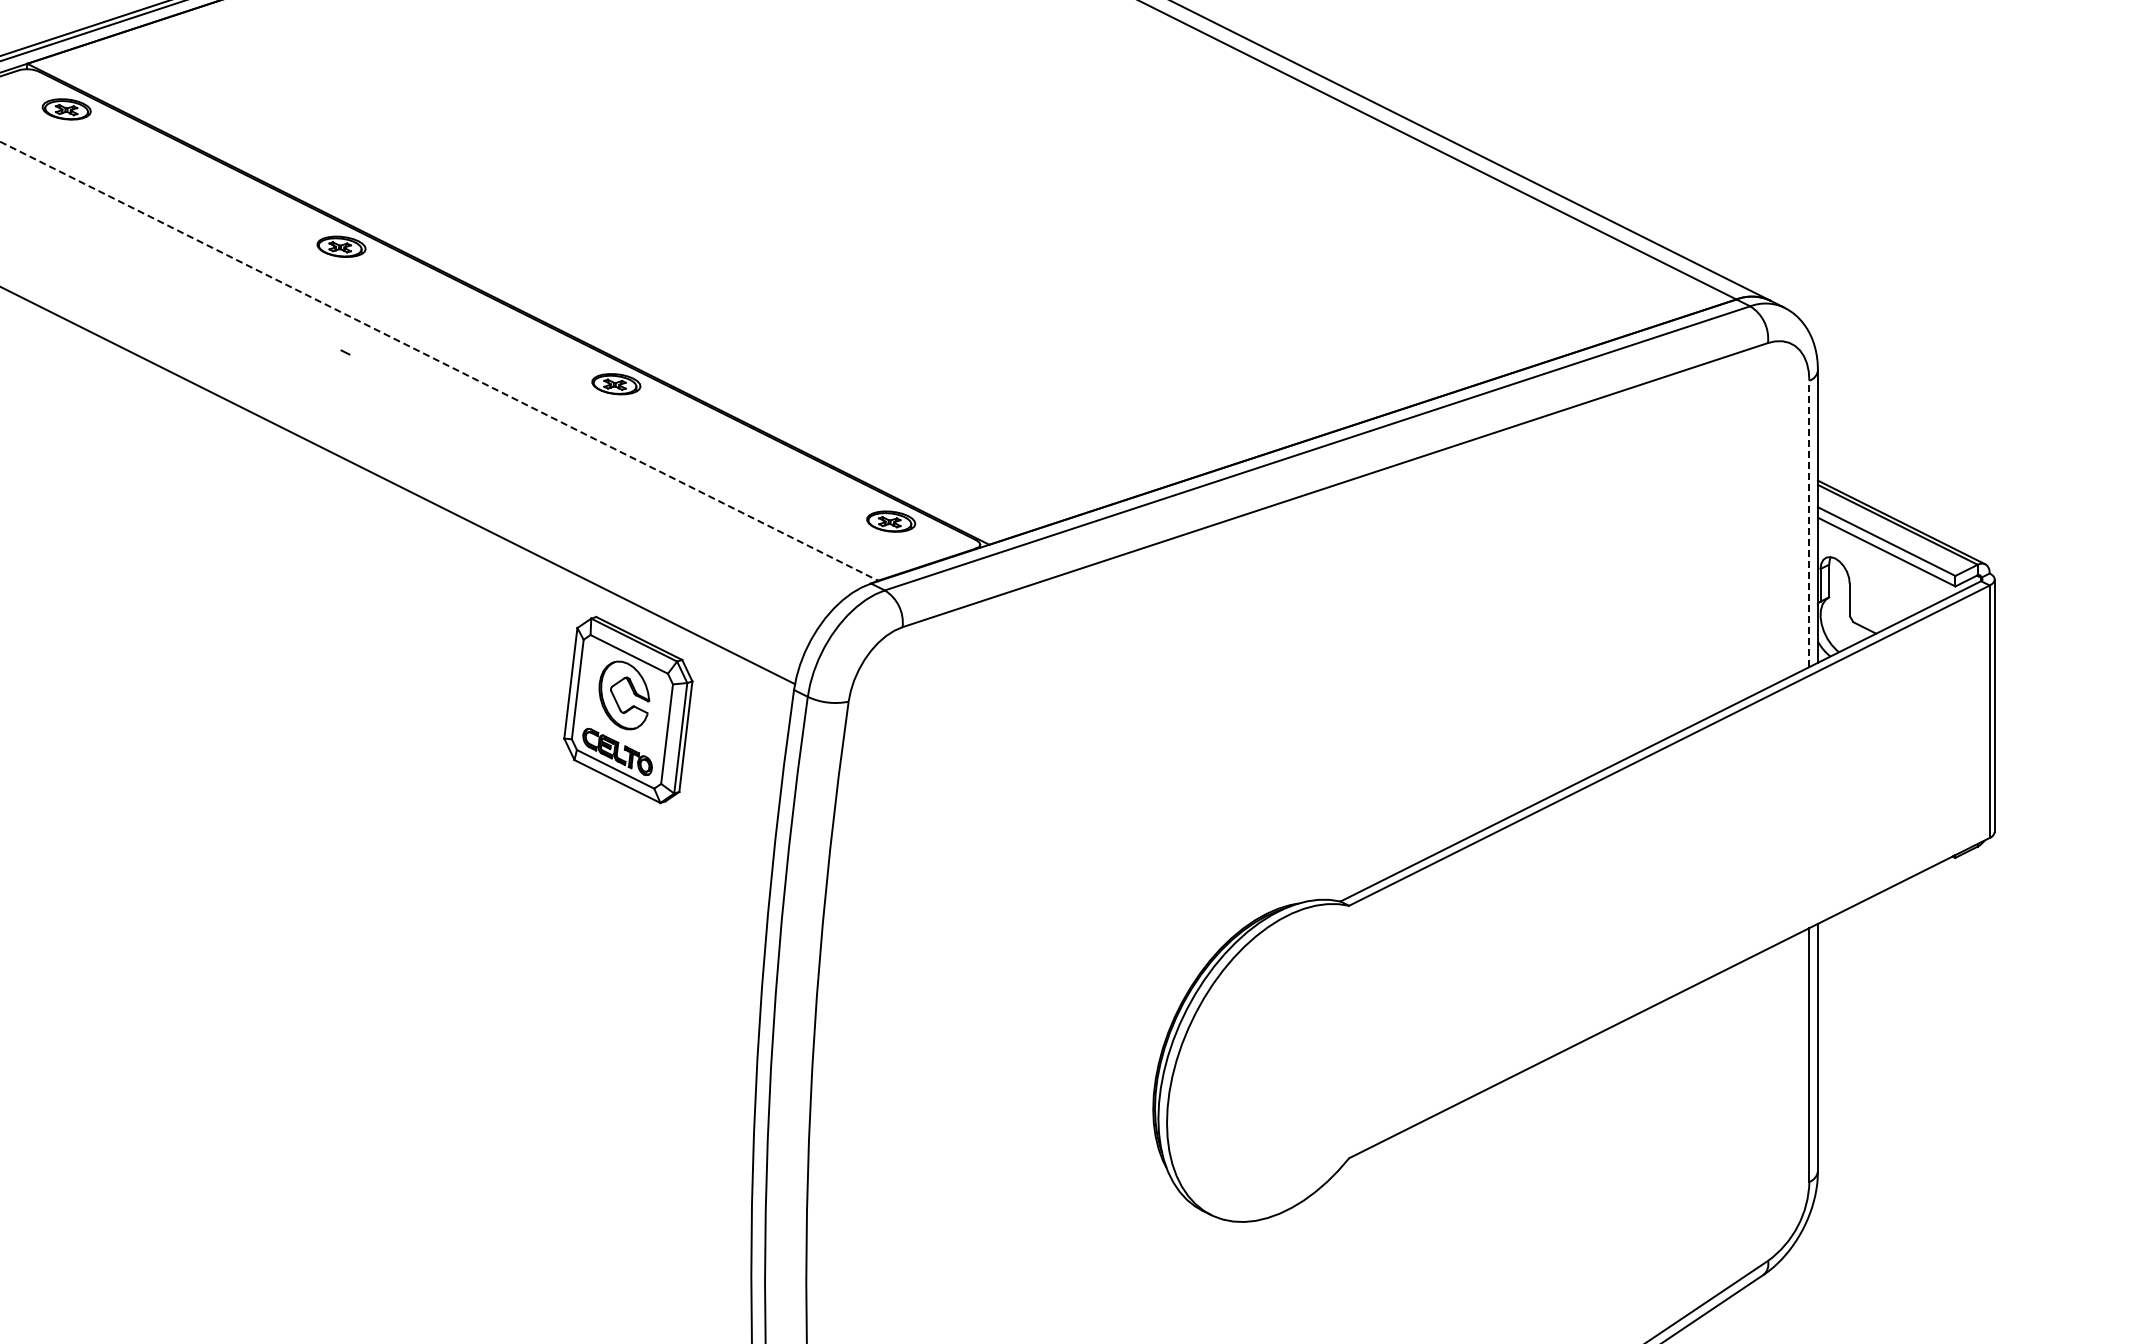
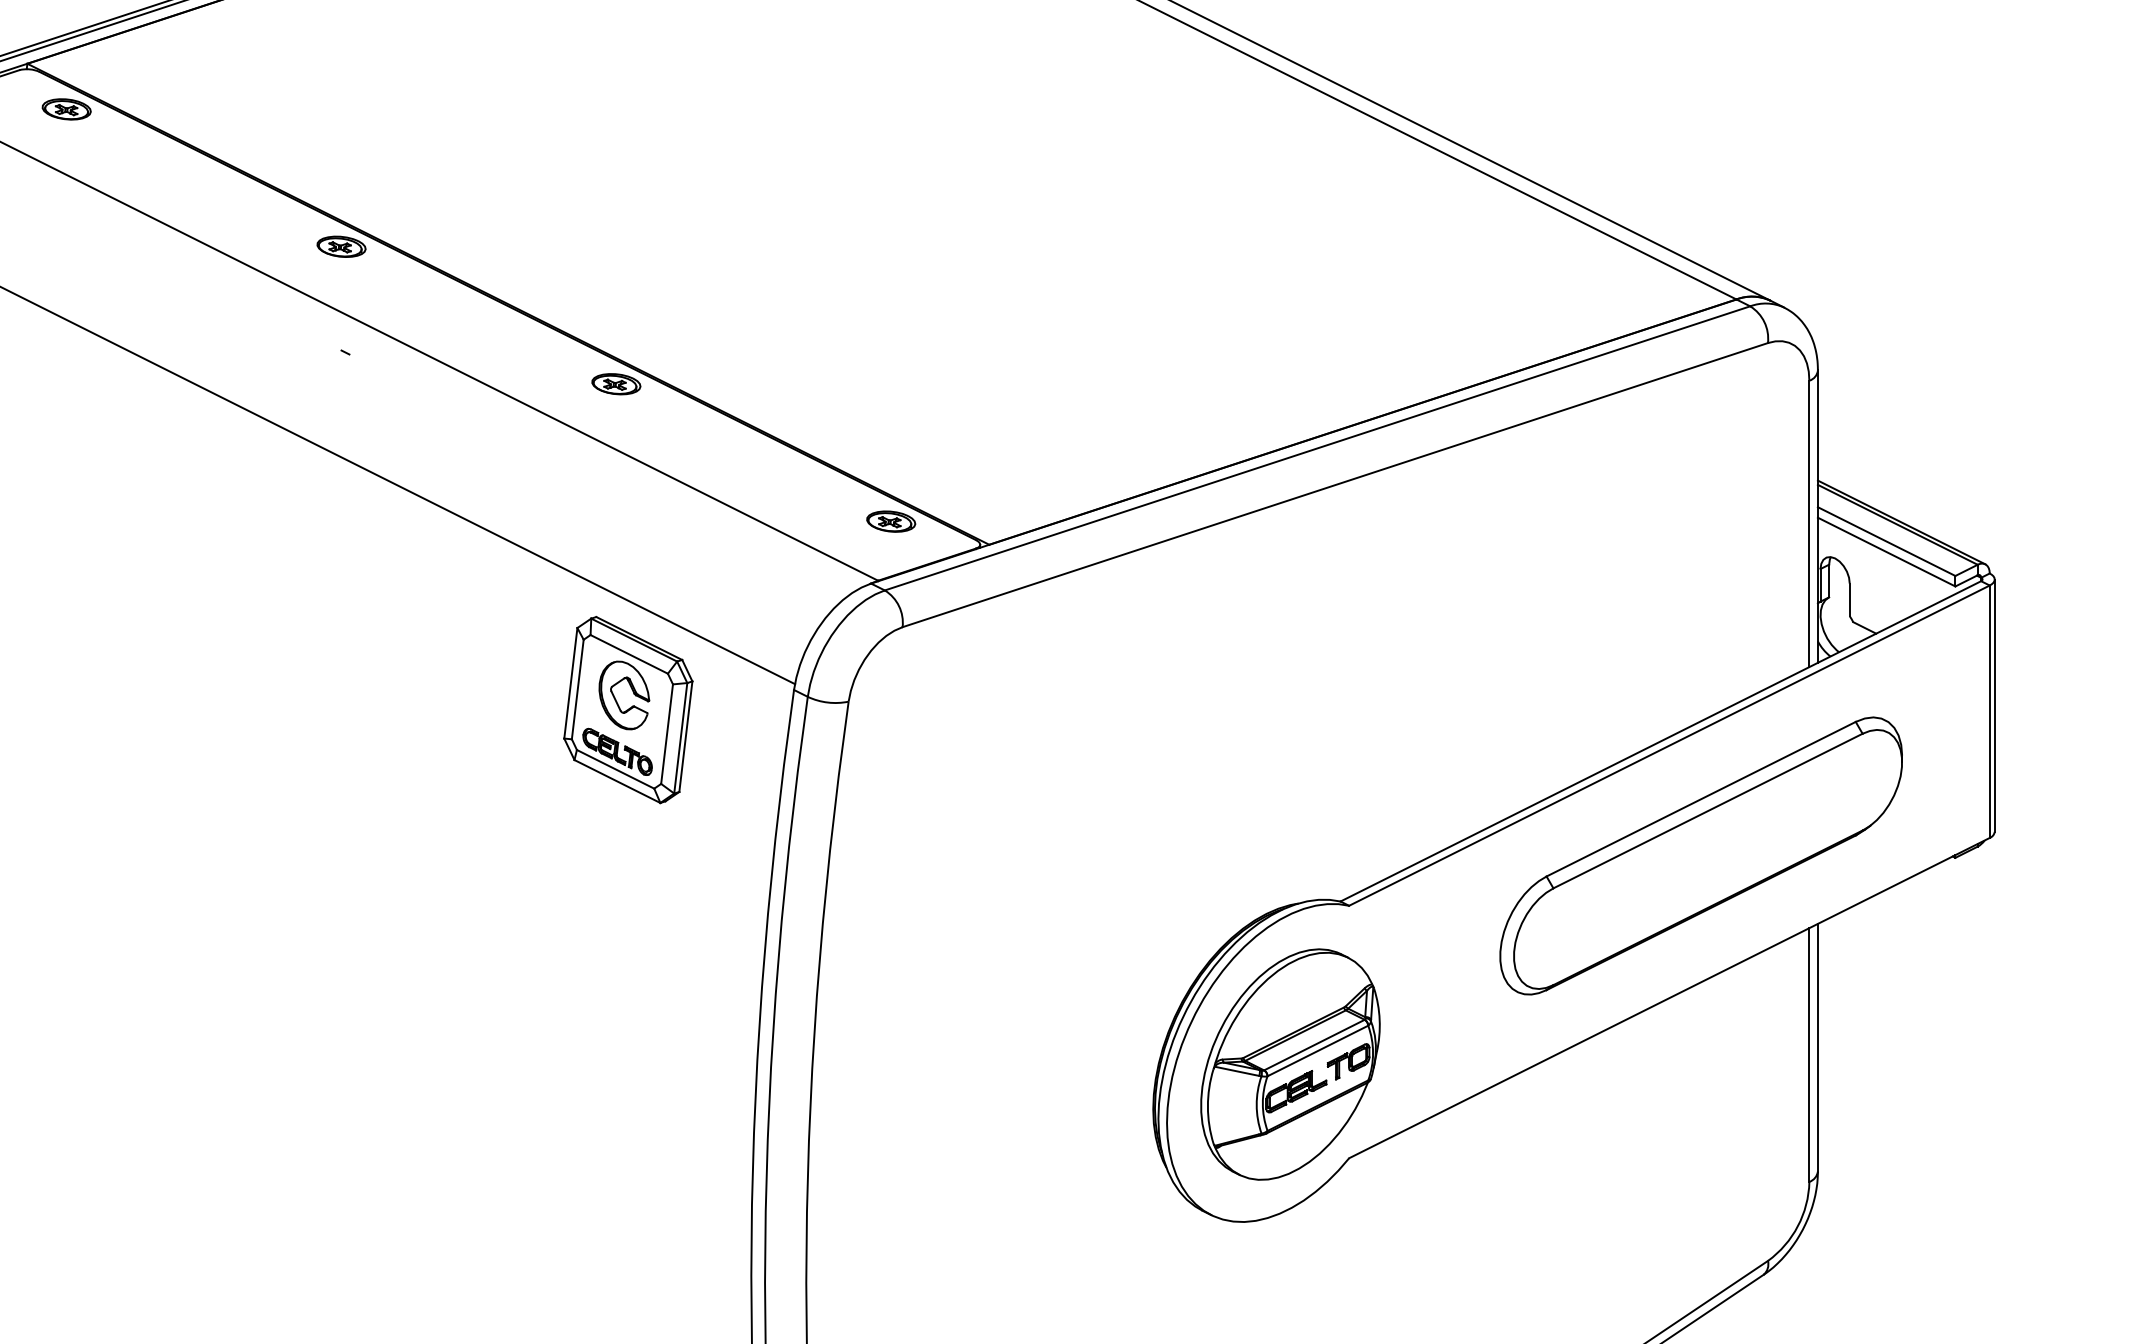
line: dashed -> solid (439, 361)
line: dashed -> solid (1809, 523)
part: none -> present (1700, 855)
part: none -> present (1290, 1064)
